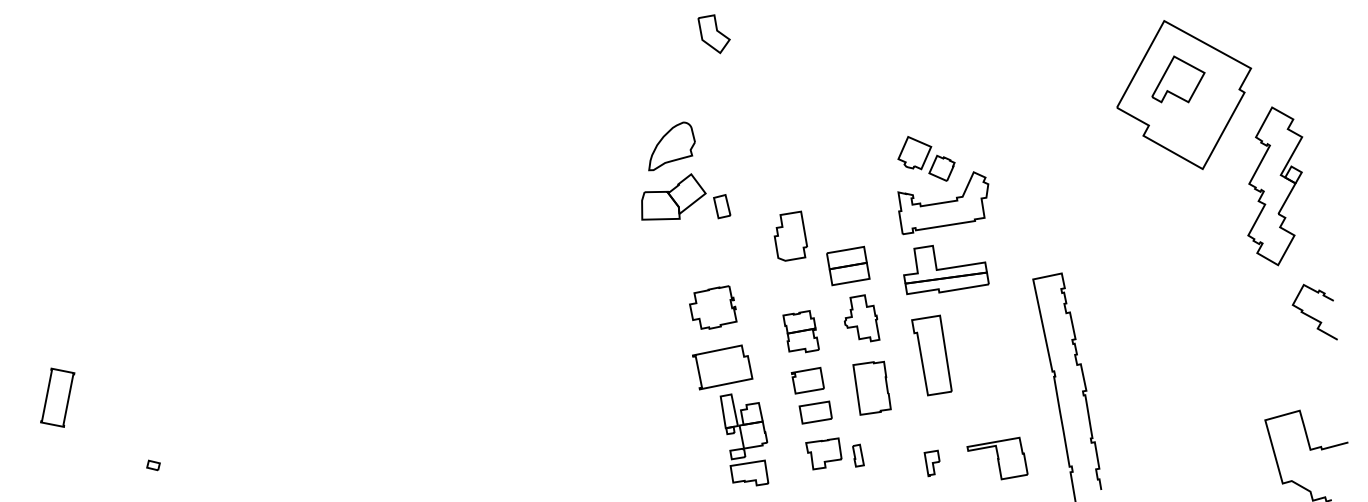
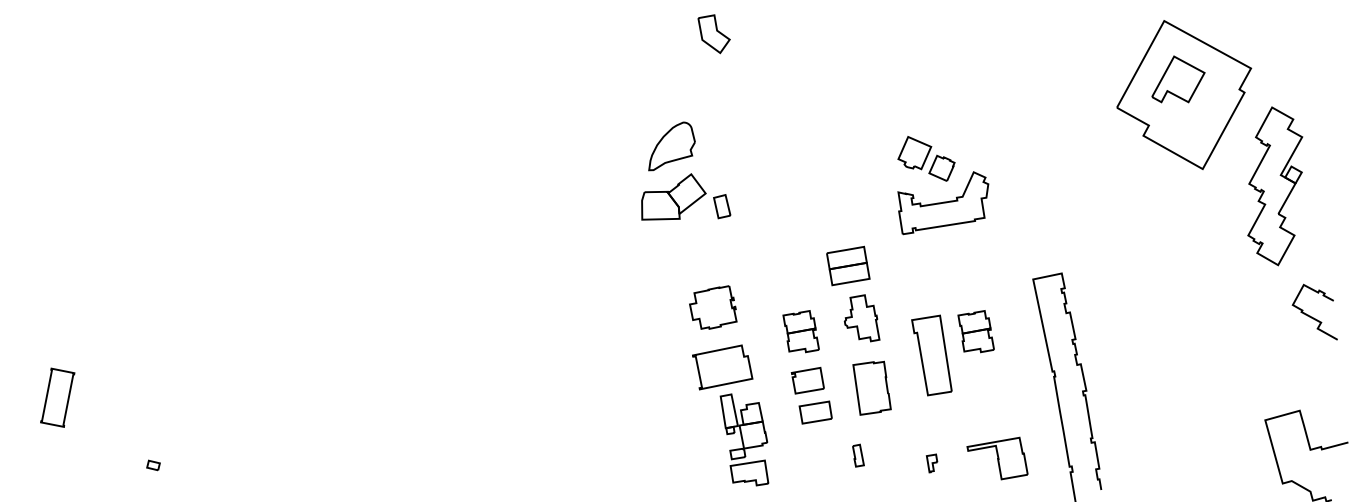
part: present -> none (790, 235)
part: present -> none (946, 269)
part: none -> present (975, 331)
part: present -> none (823, 453)
part size: 18x29 px -> 14x21 px (931, 463)
